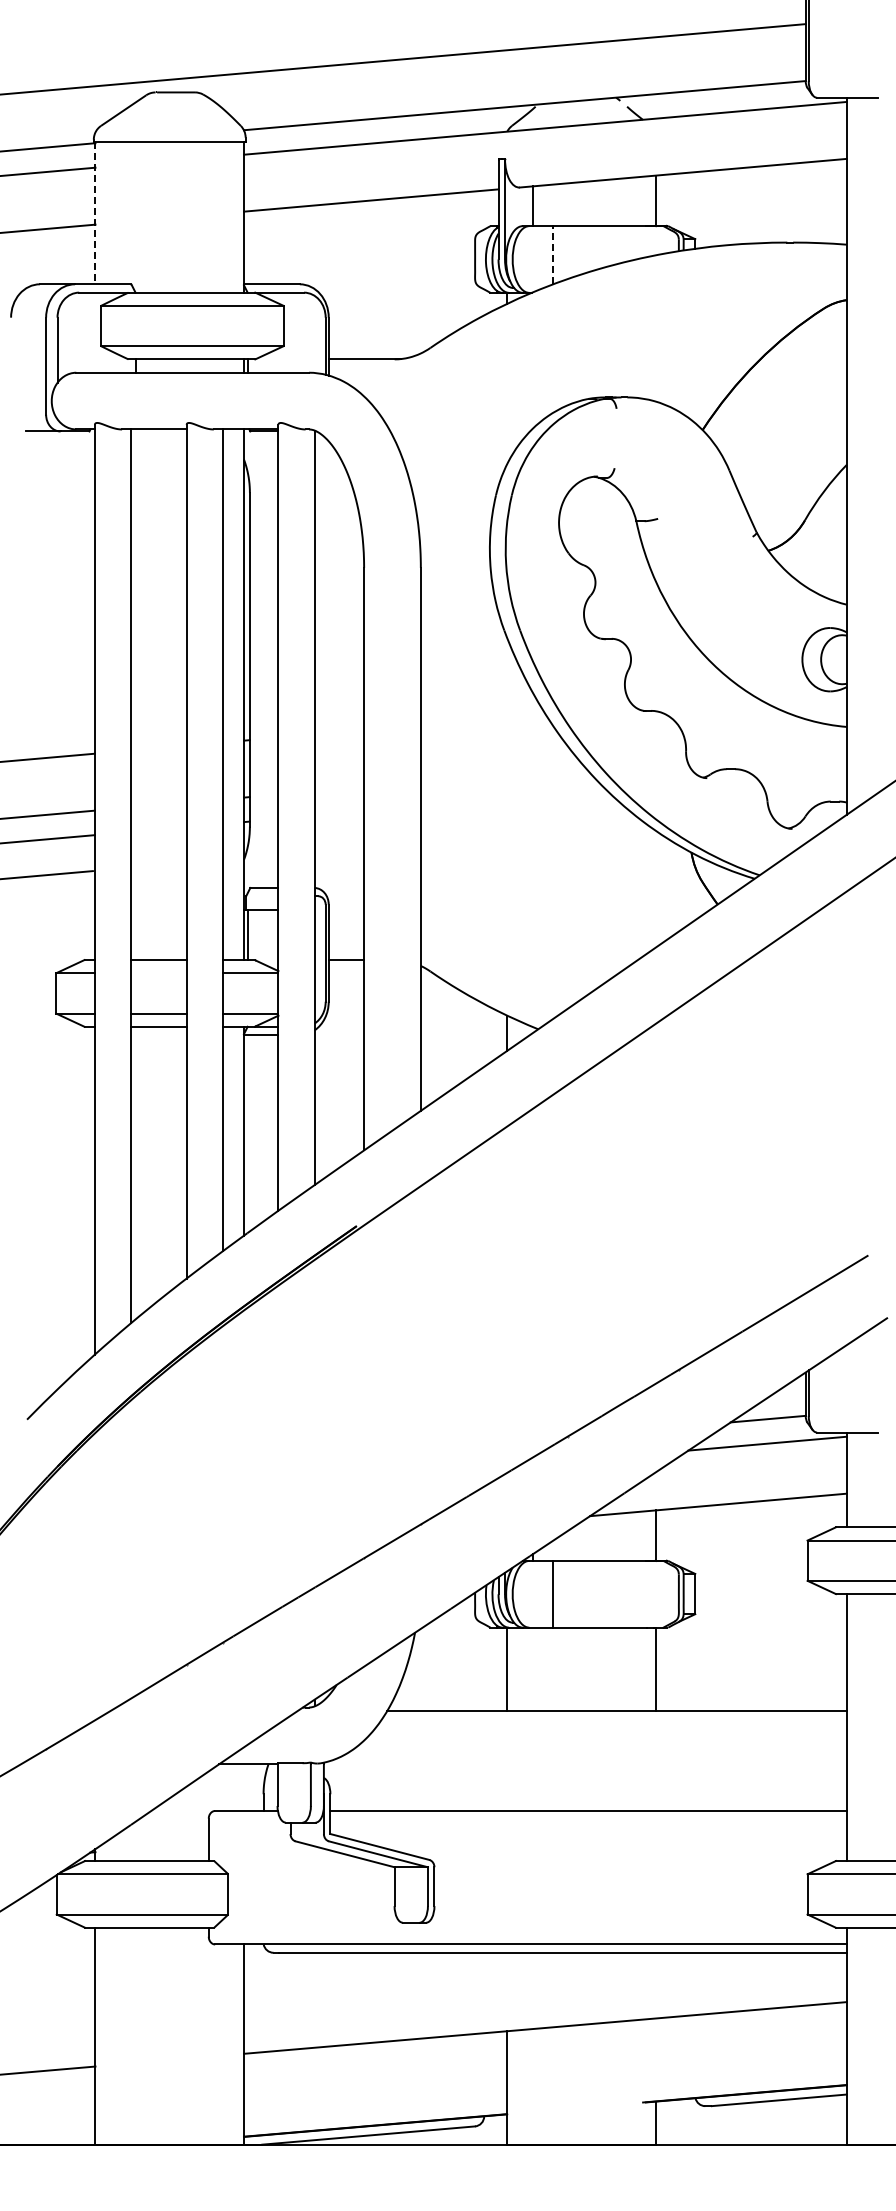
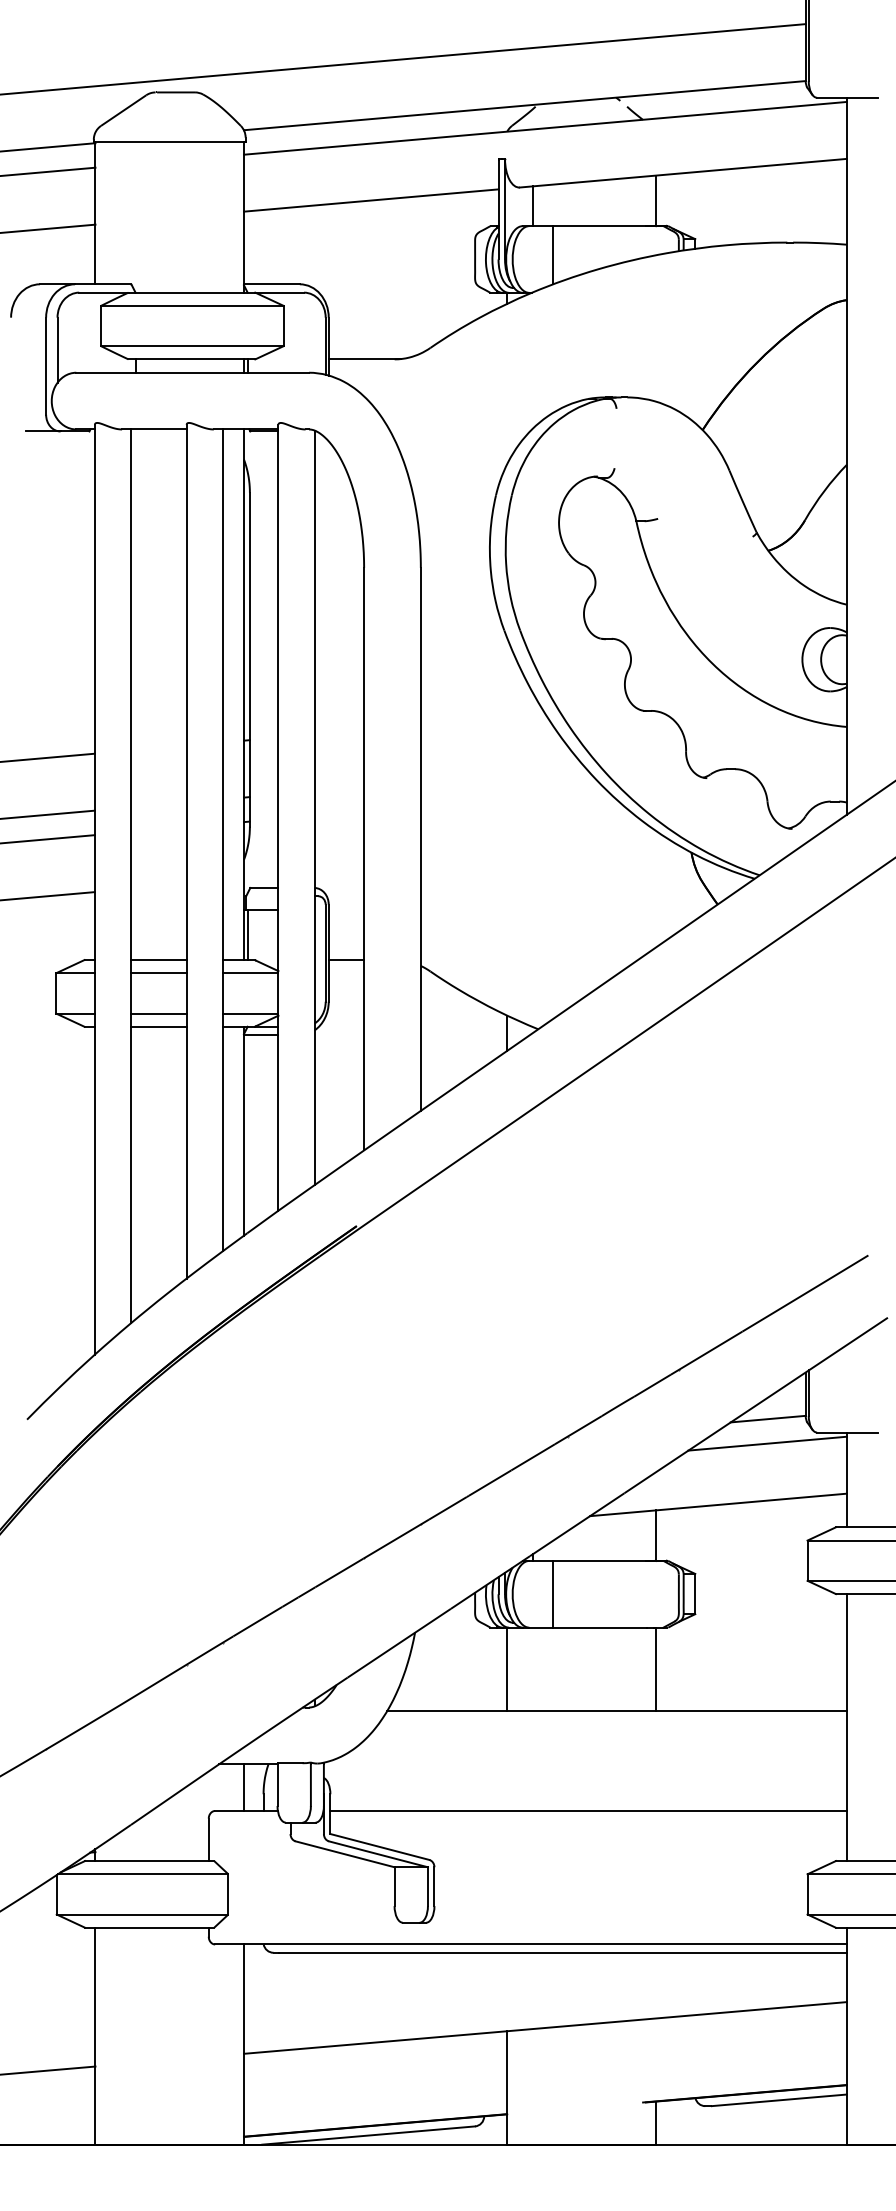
line: dashed -> solid (95, 213)
line: dashed -> solid (553, 254)
line position: (47, 875) -> (48, 896) (48, 896)
line: none -> present (158, 973)
line: none -> present (243, 1787)
